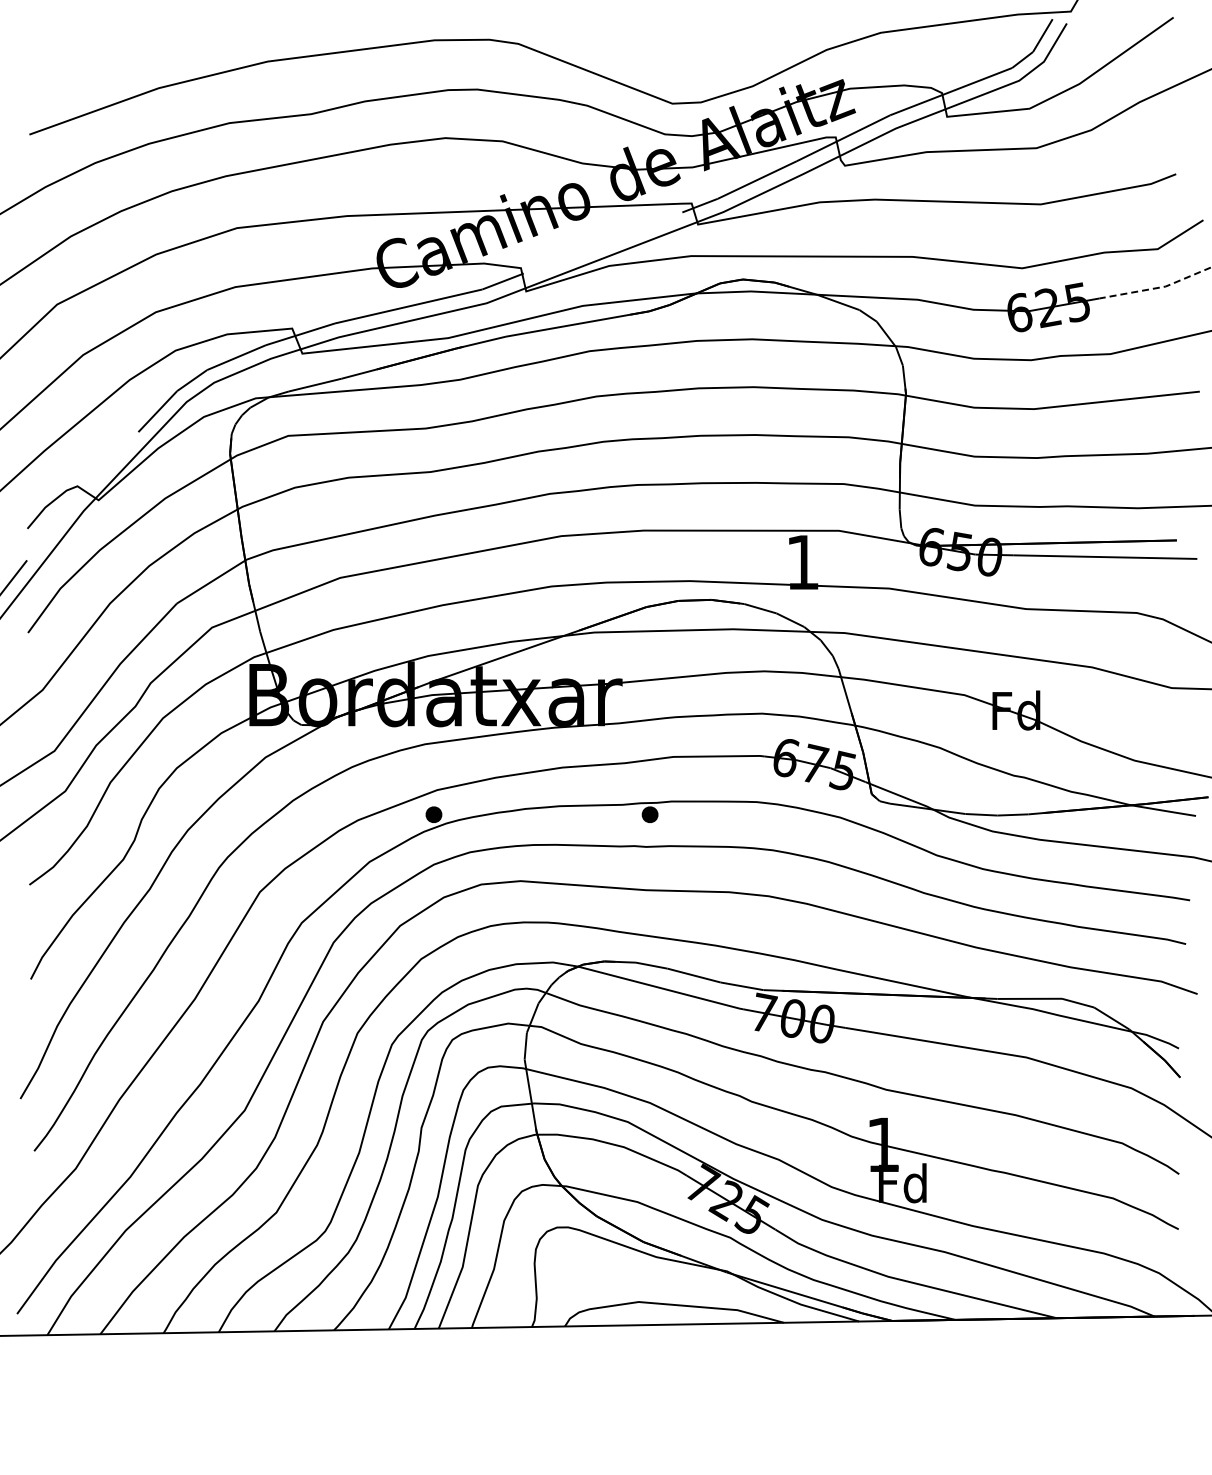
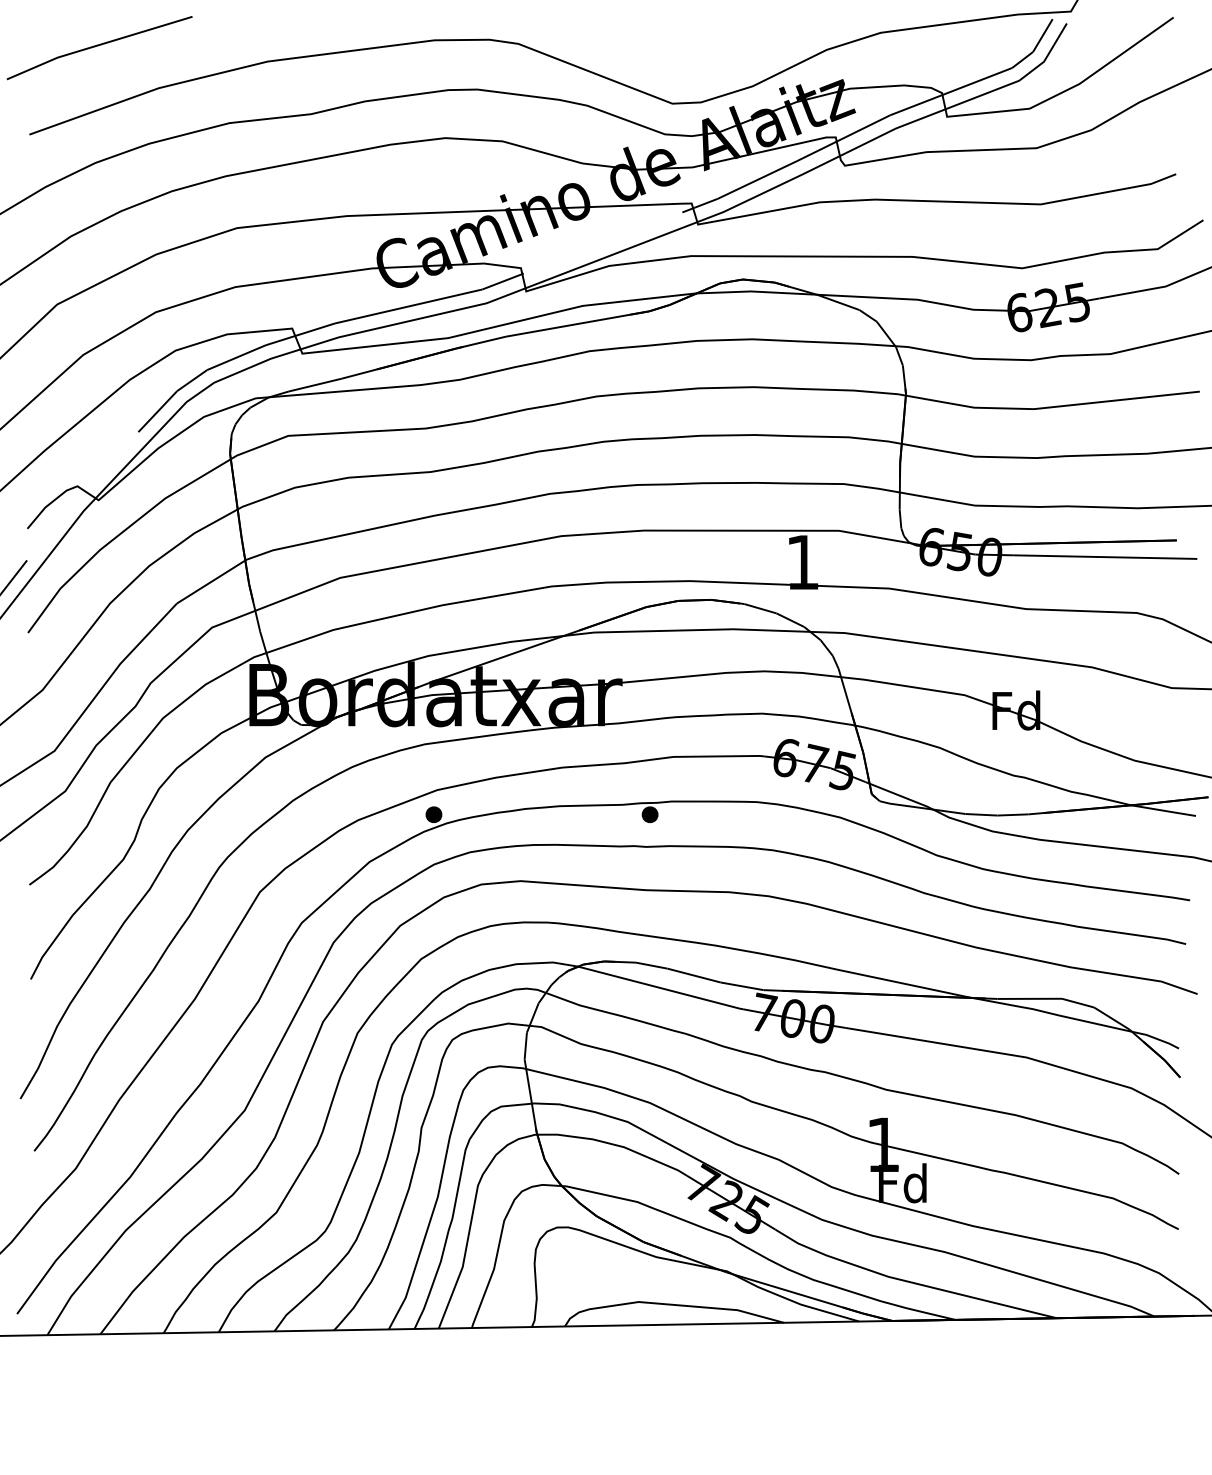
line: none -> present (98, 46)
line: dashed -> solid (1157, 288)
